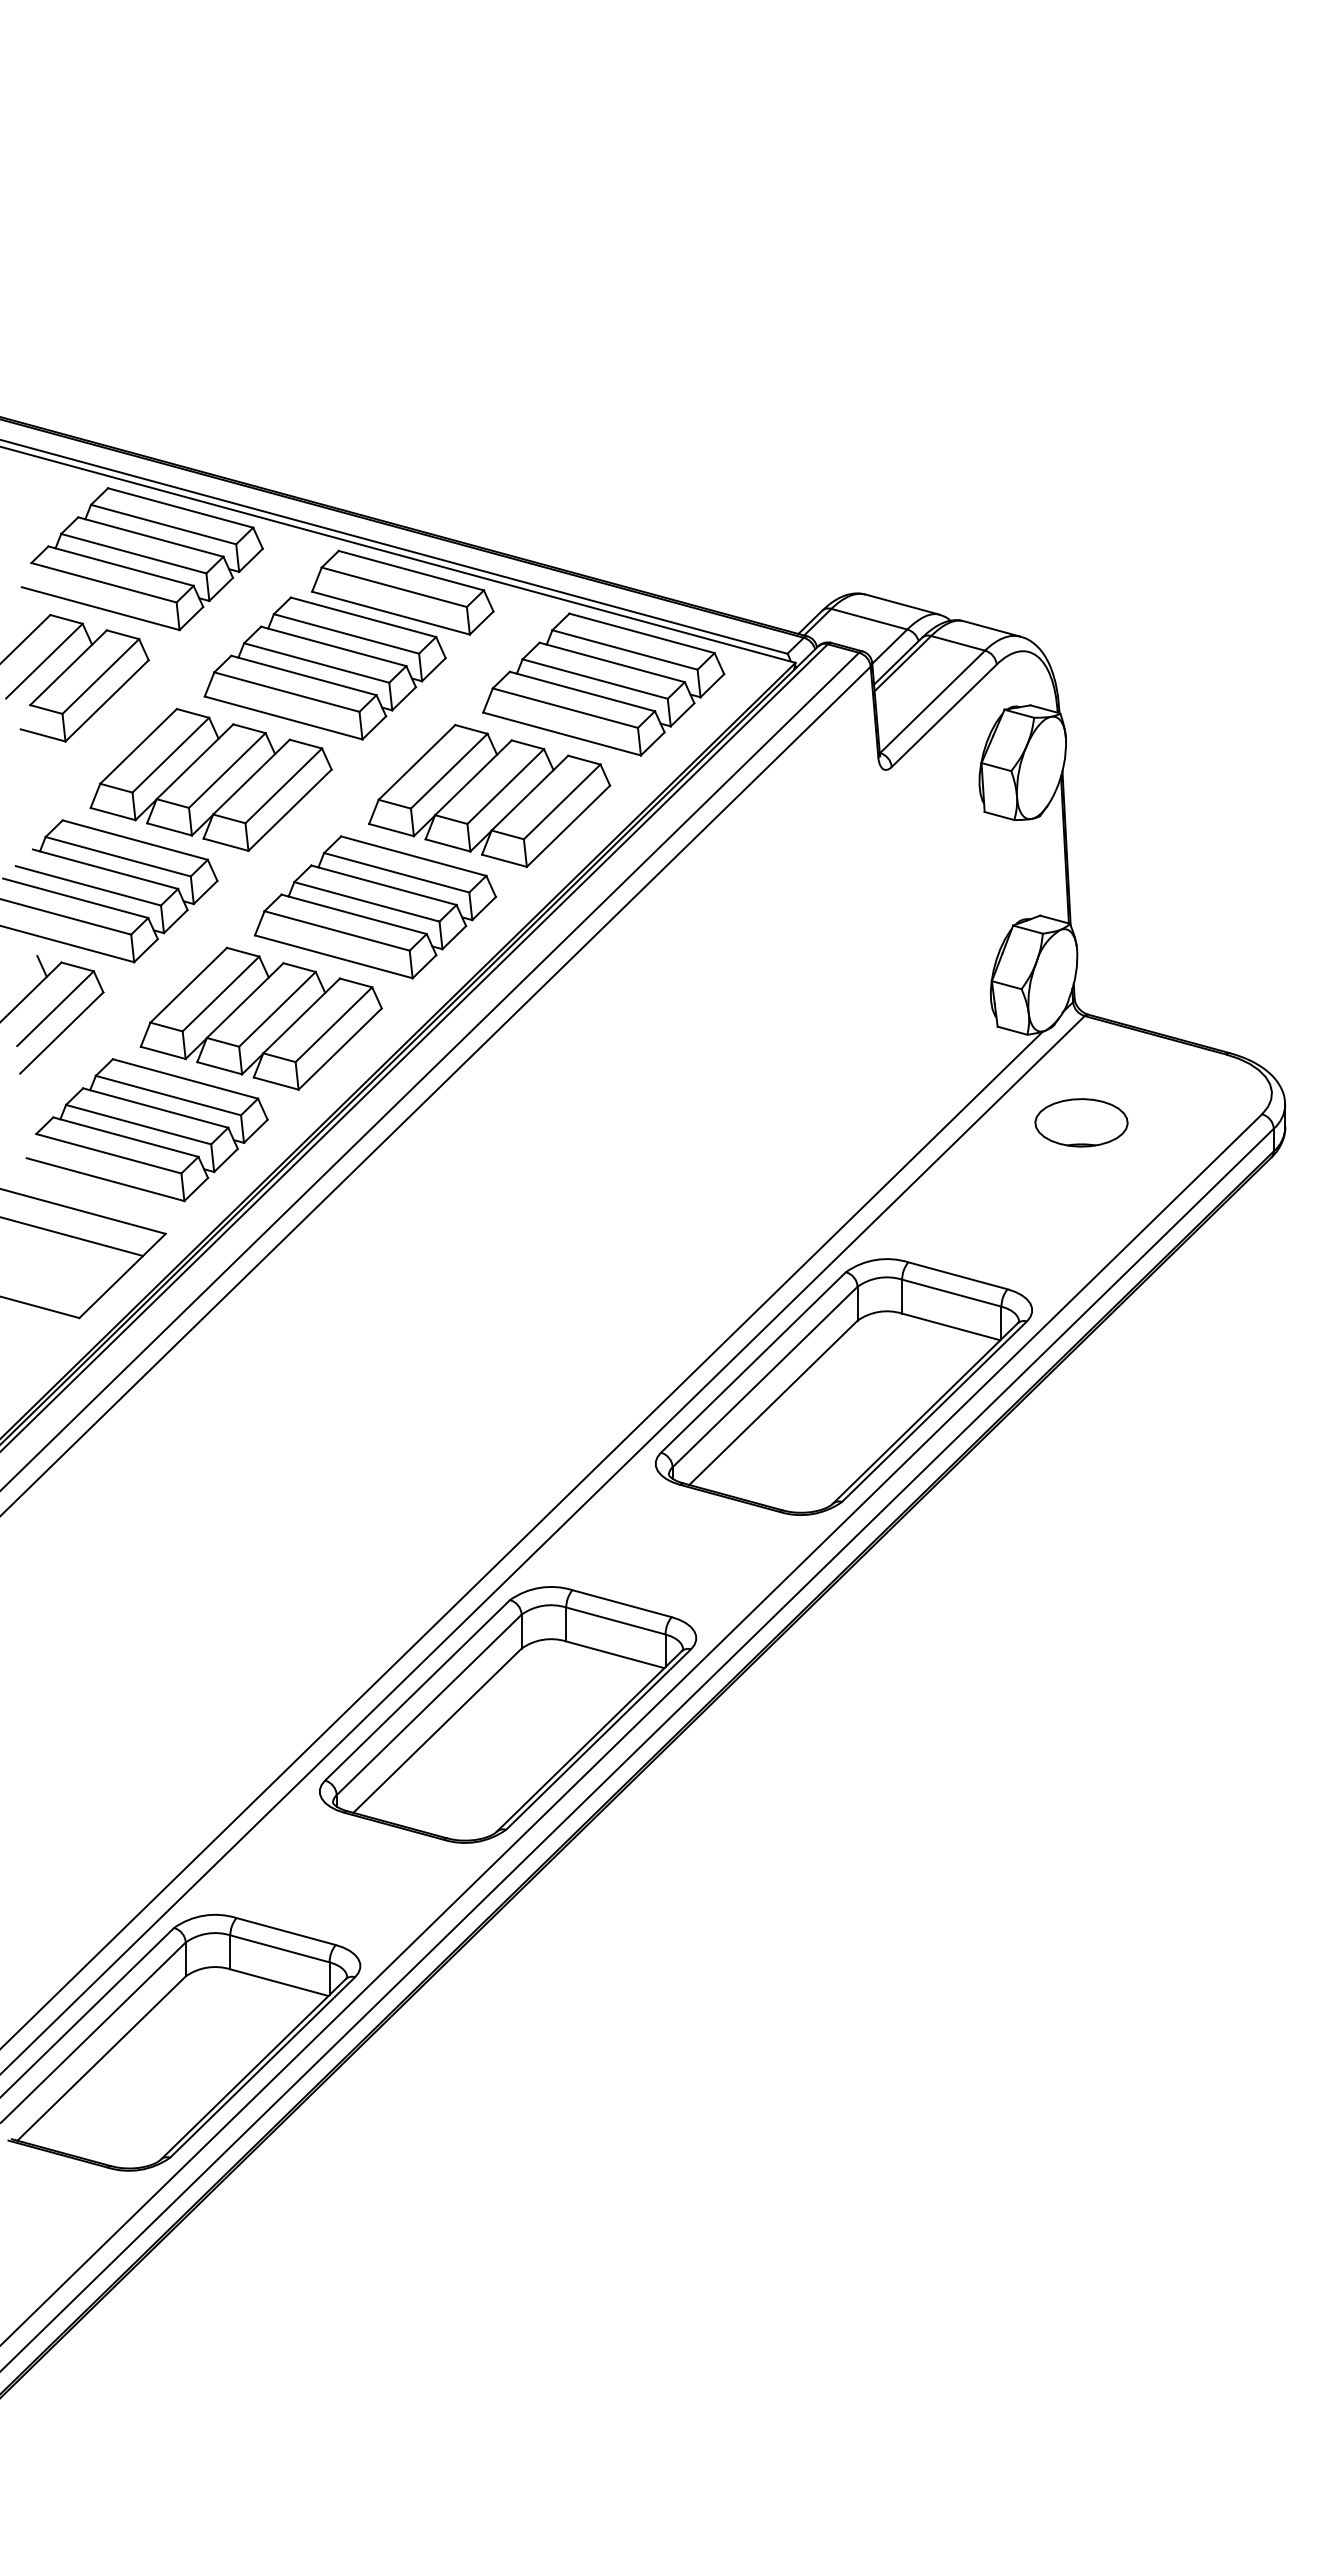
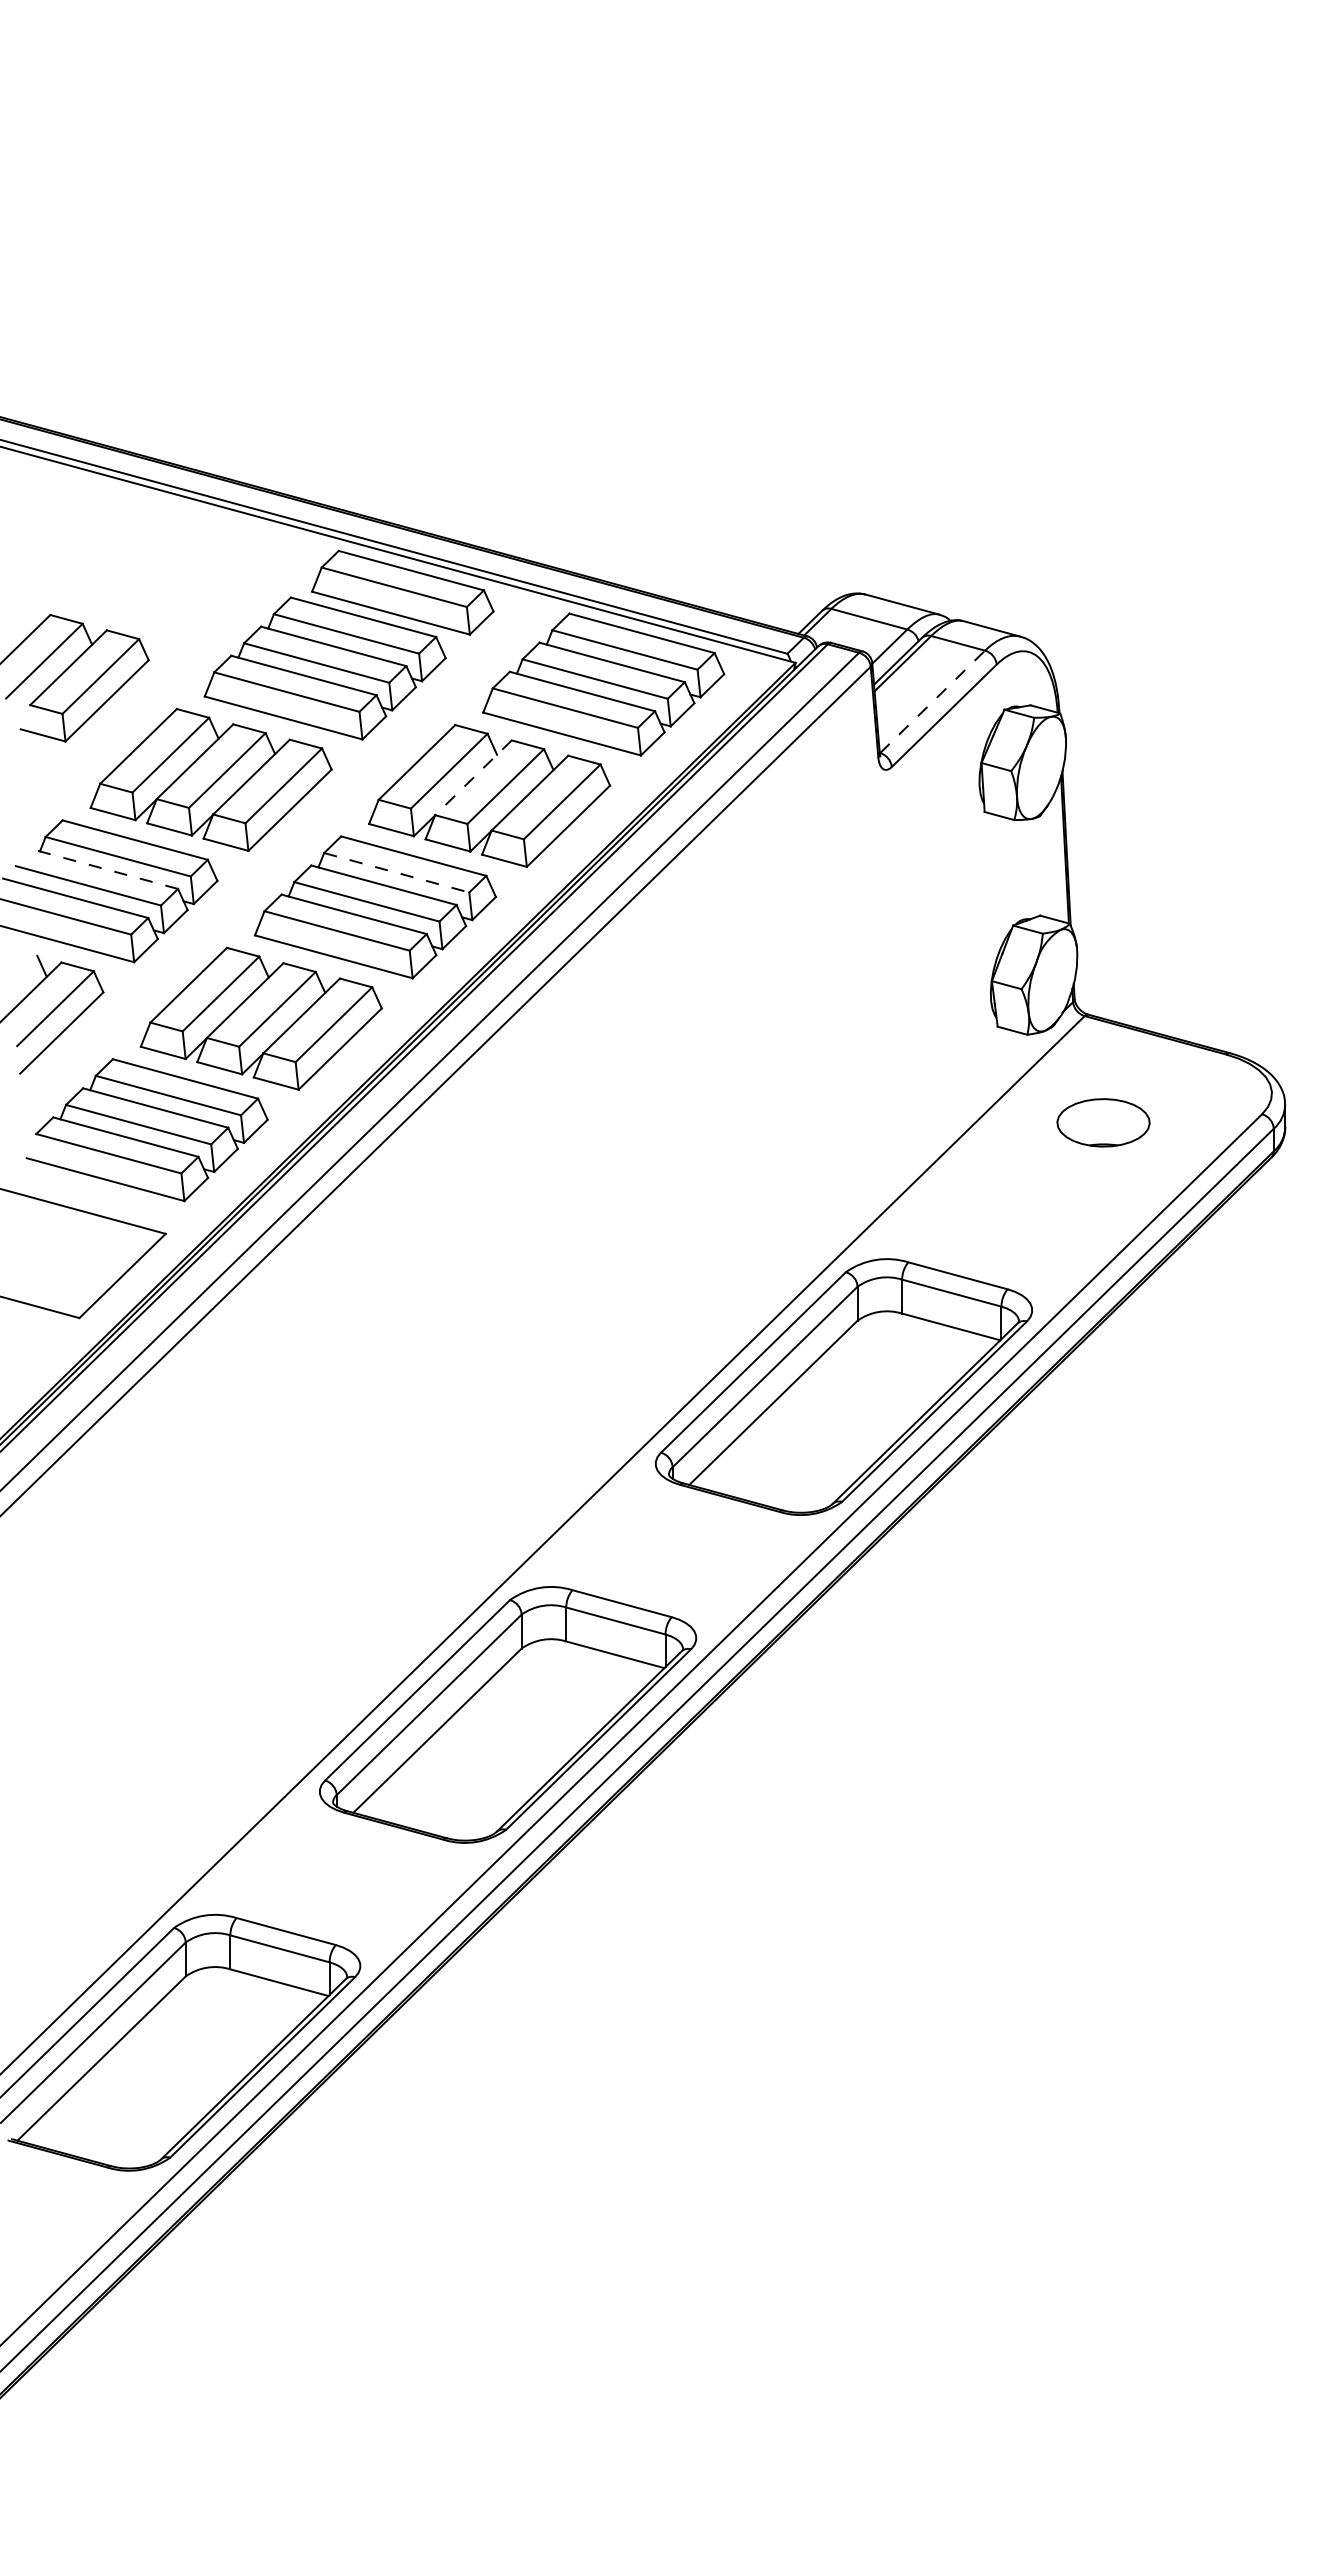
part: present -> none (141, 559)
line: solid -> dashed (932, 701)
line: solid -> dashed (473, 777)
line: solid -> dashed (105, 869)
line: solid -> dashed (397, 872)
part position: (1081, 1122) -> (1103, 1122) (1103, 1122)
line: present -> none (72, 1236)
line: present -> none (522, 1538)
